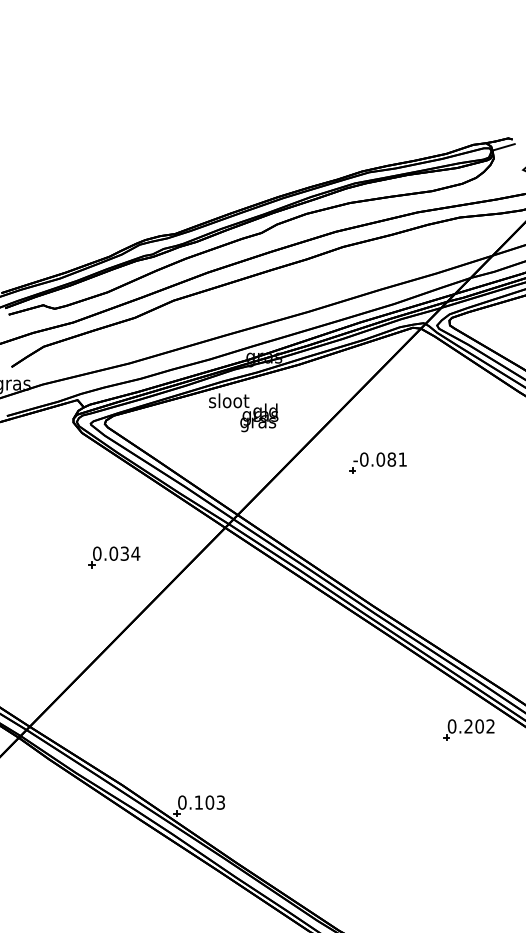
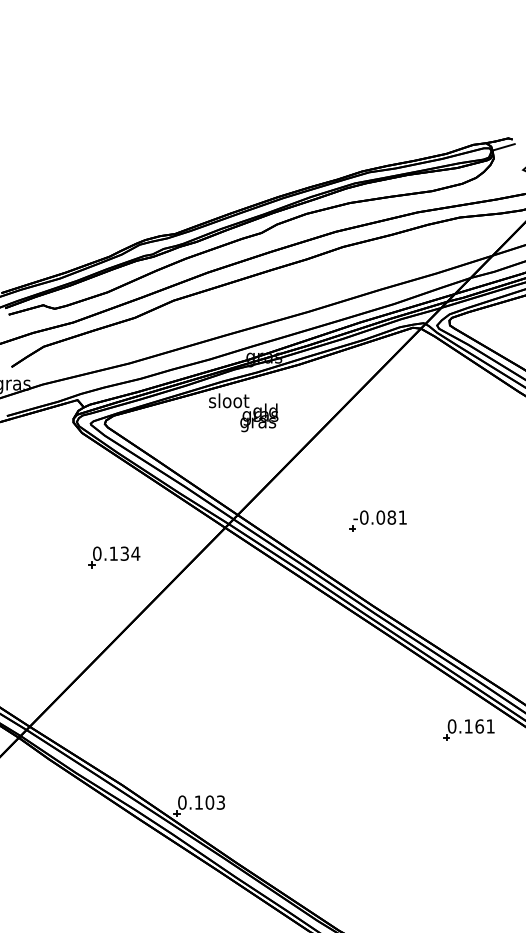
part position: (377, 462) -> (377, 520) (377, 520)
text: 0.034 -> 0.134 (113, 553)
text: 0.202 -> 0.161 (479, 726)
